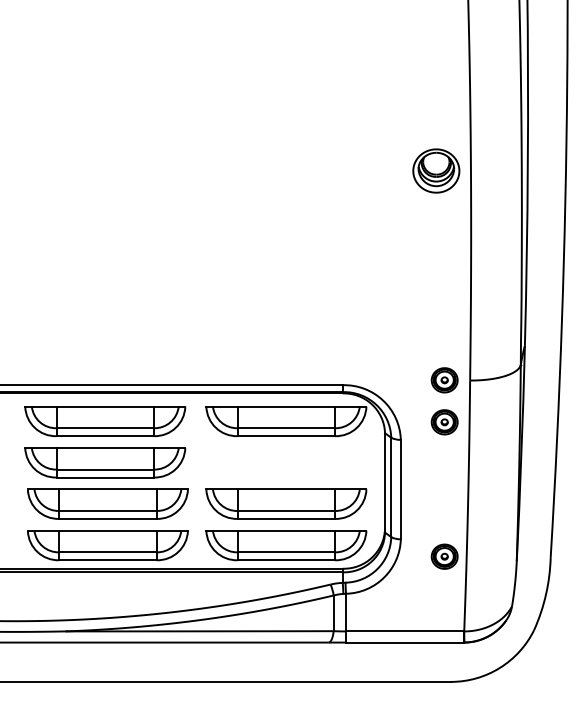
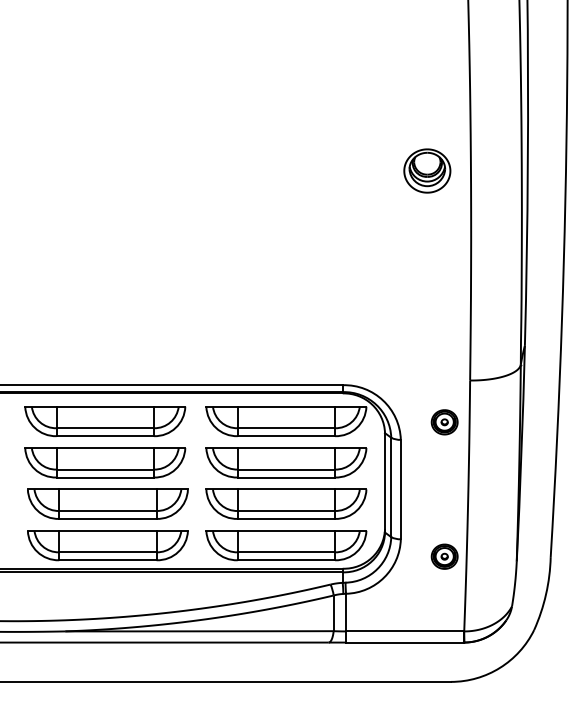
part position: (436, 170) -> (427, 170) (427, 170)
part: present -> none (444, 380)
part: none -> present (286, 462)
